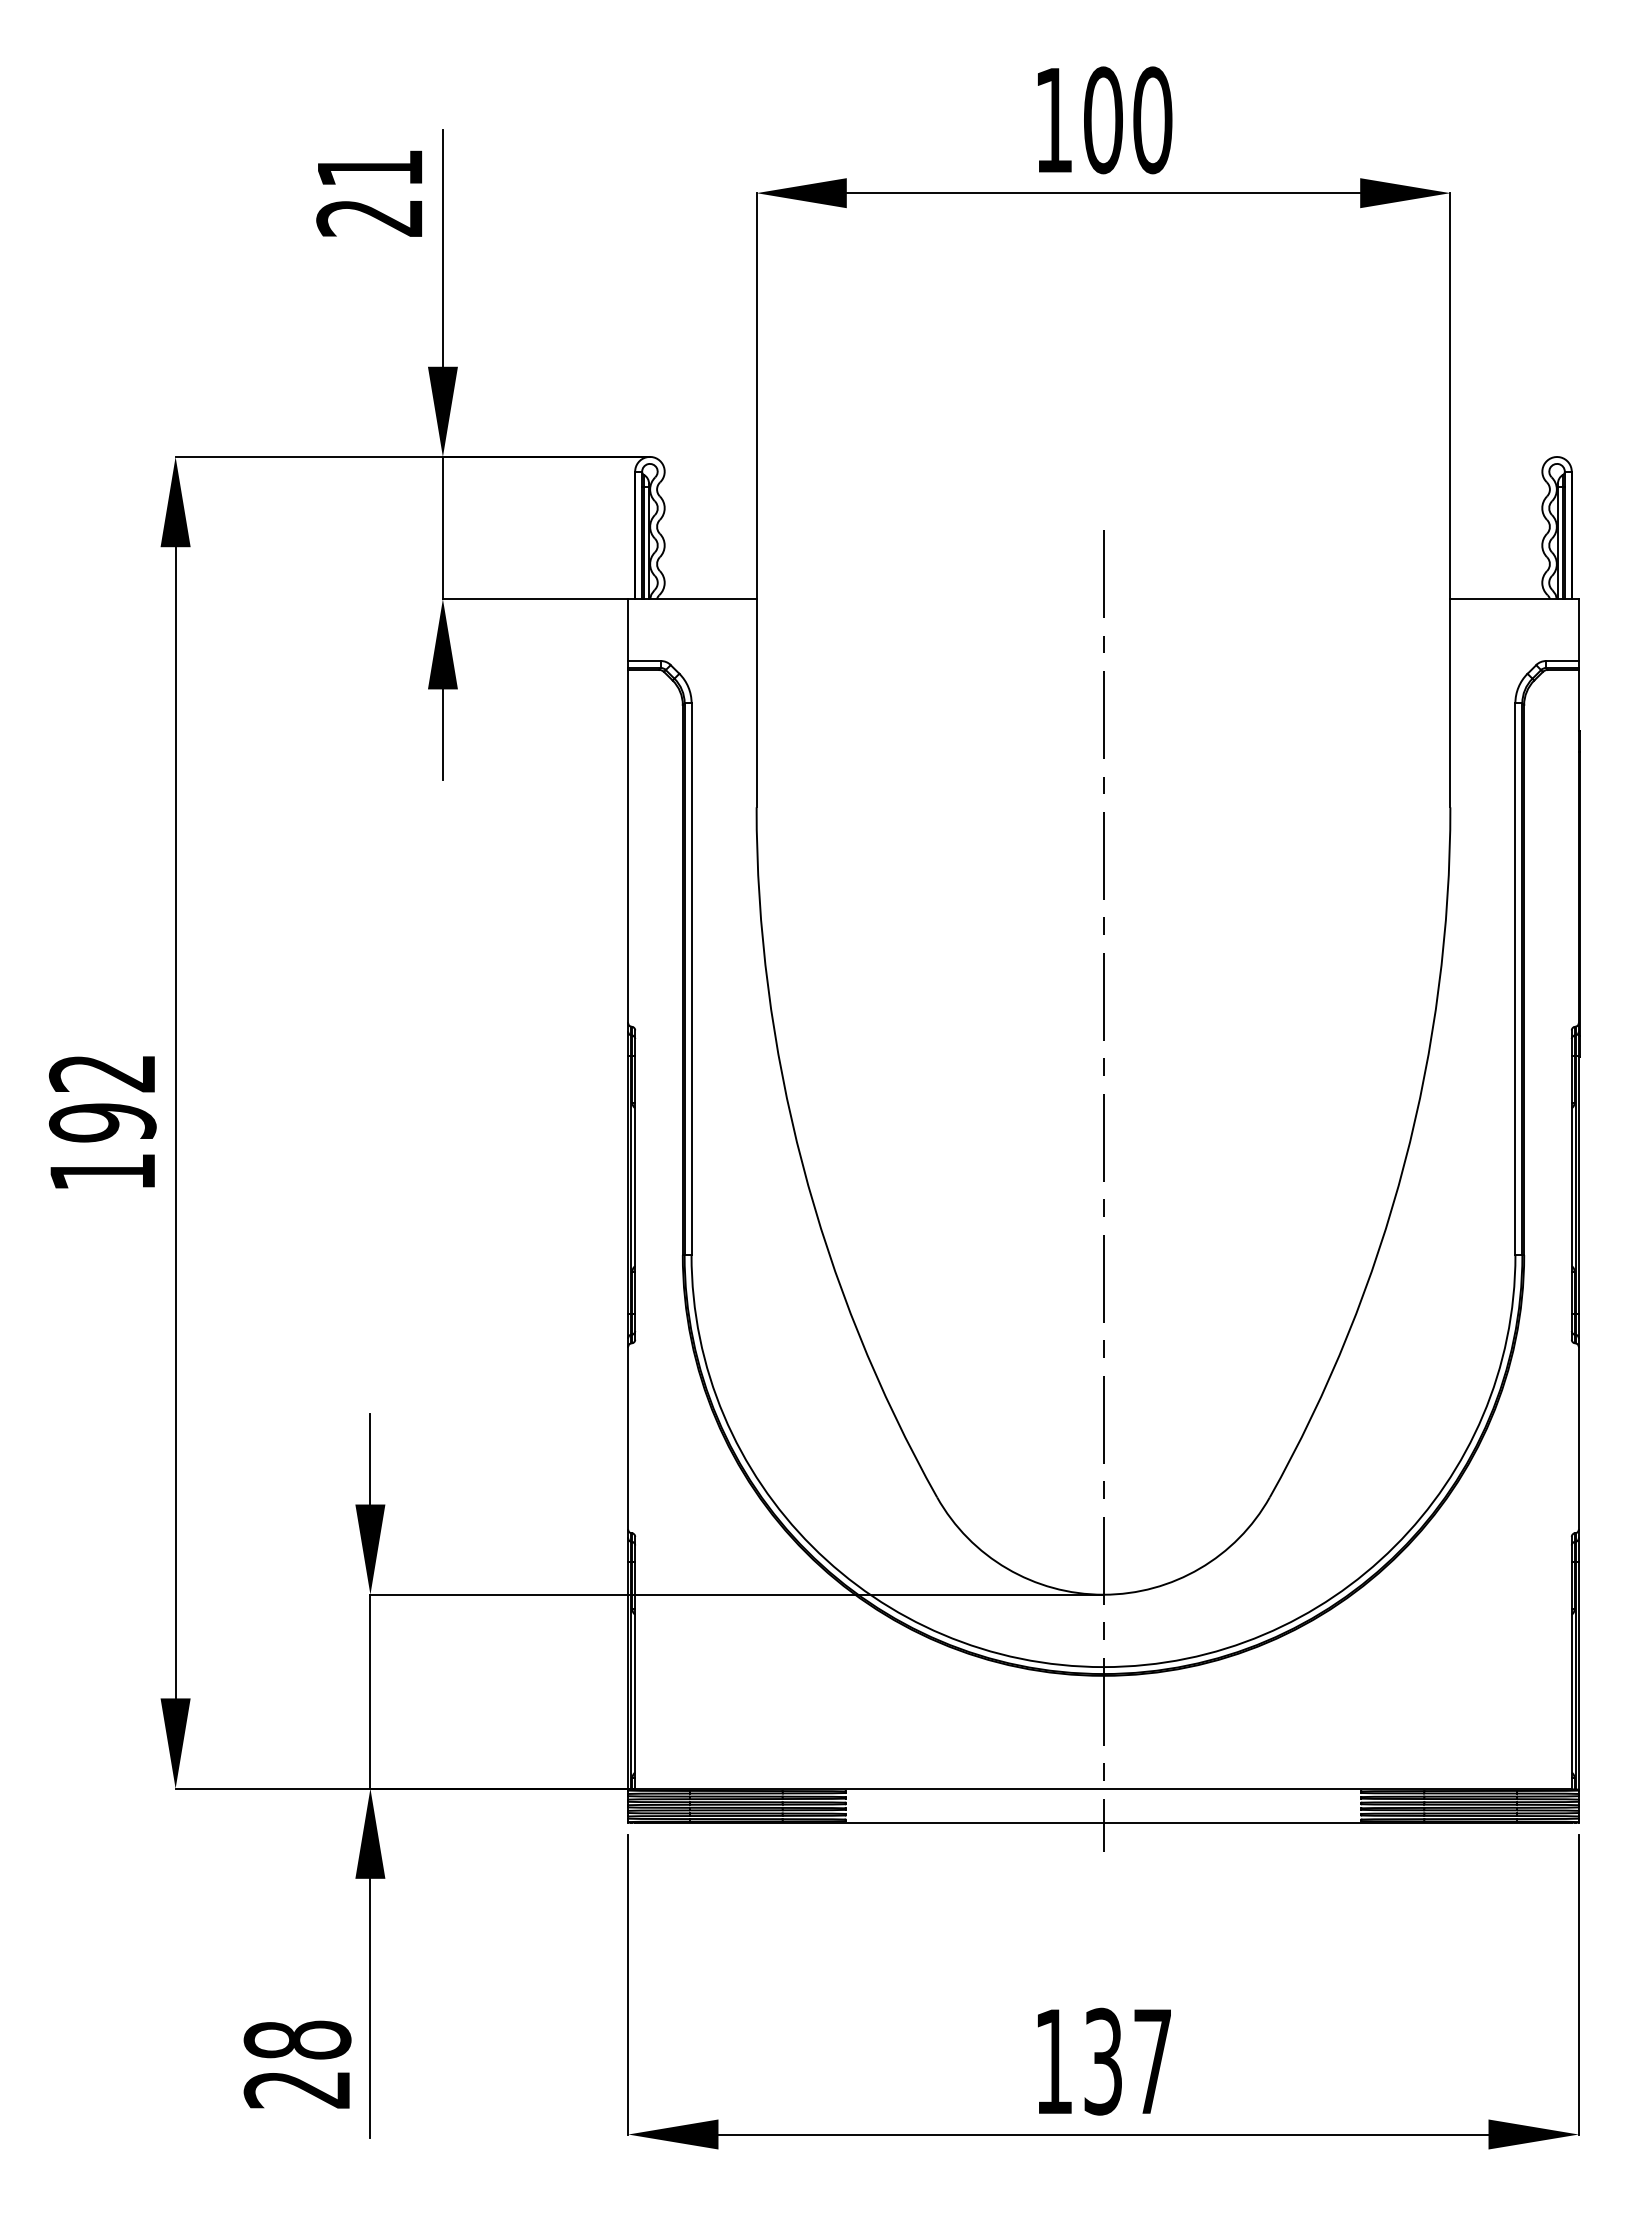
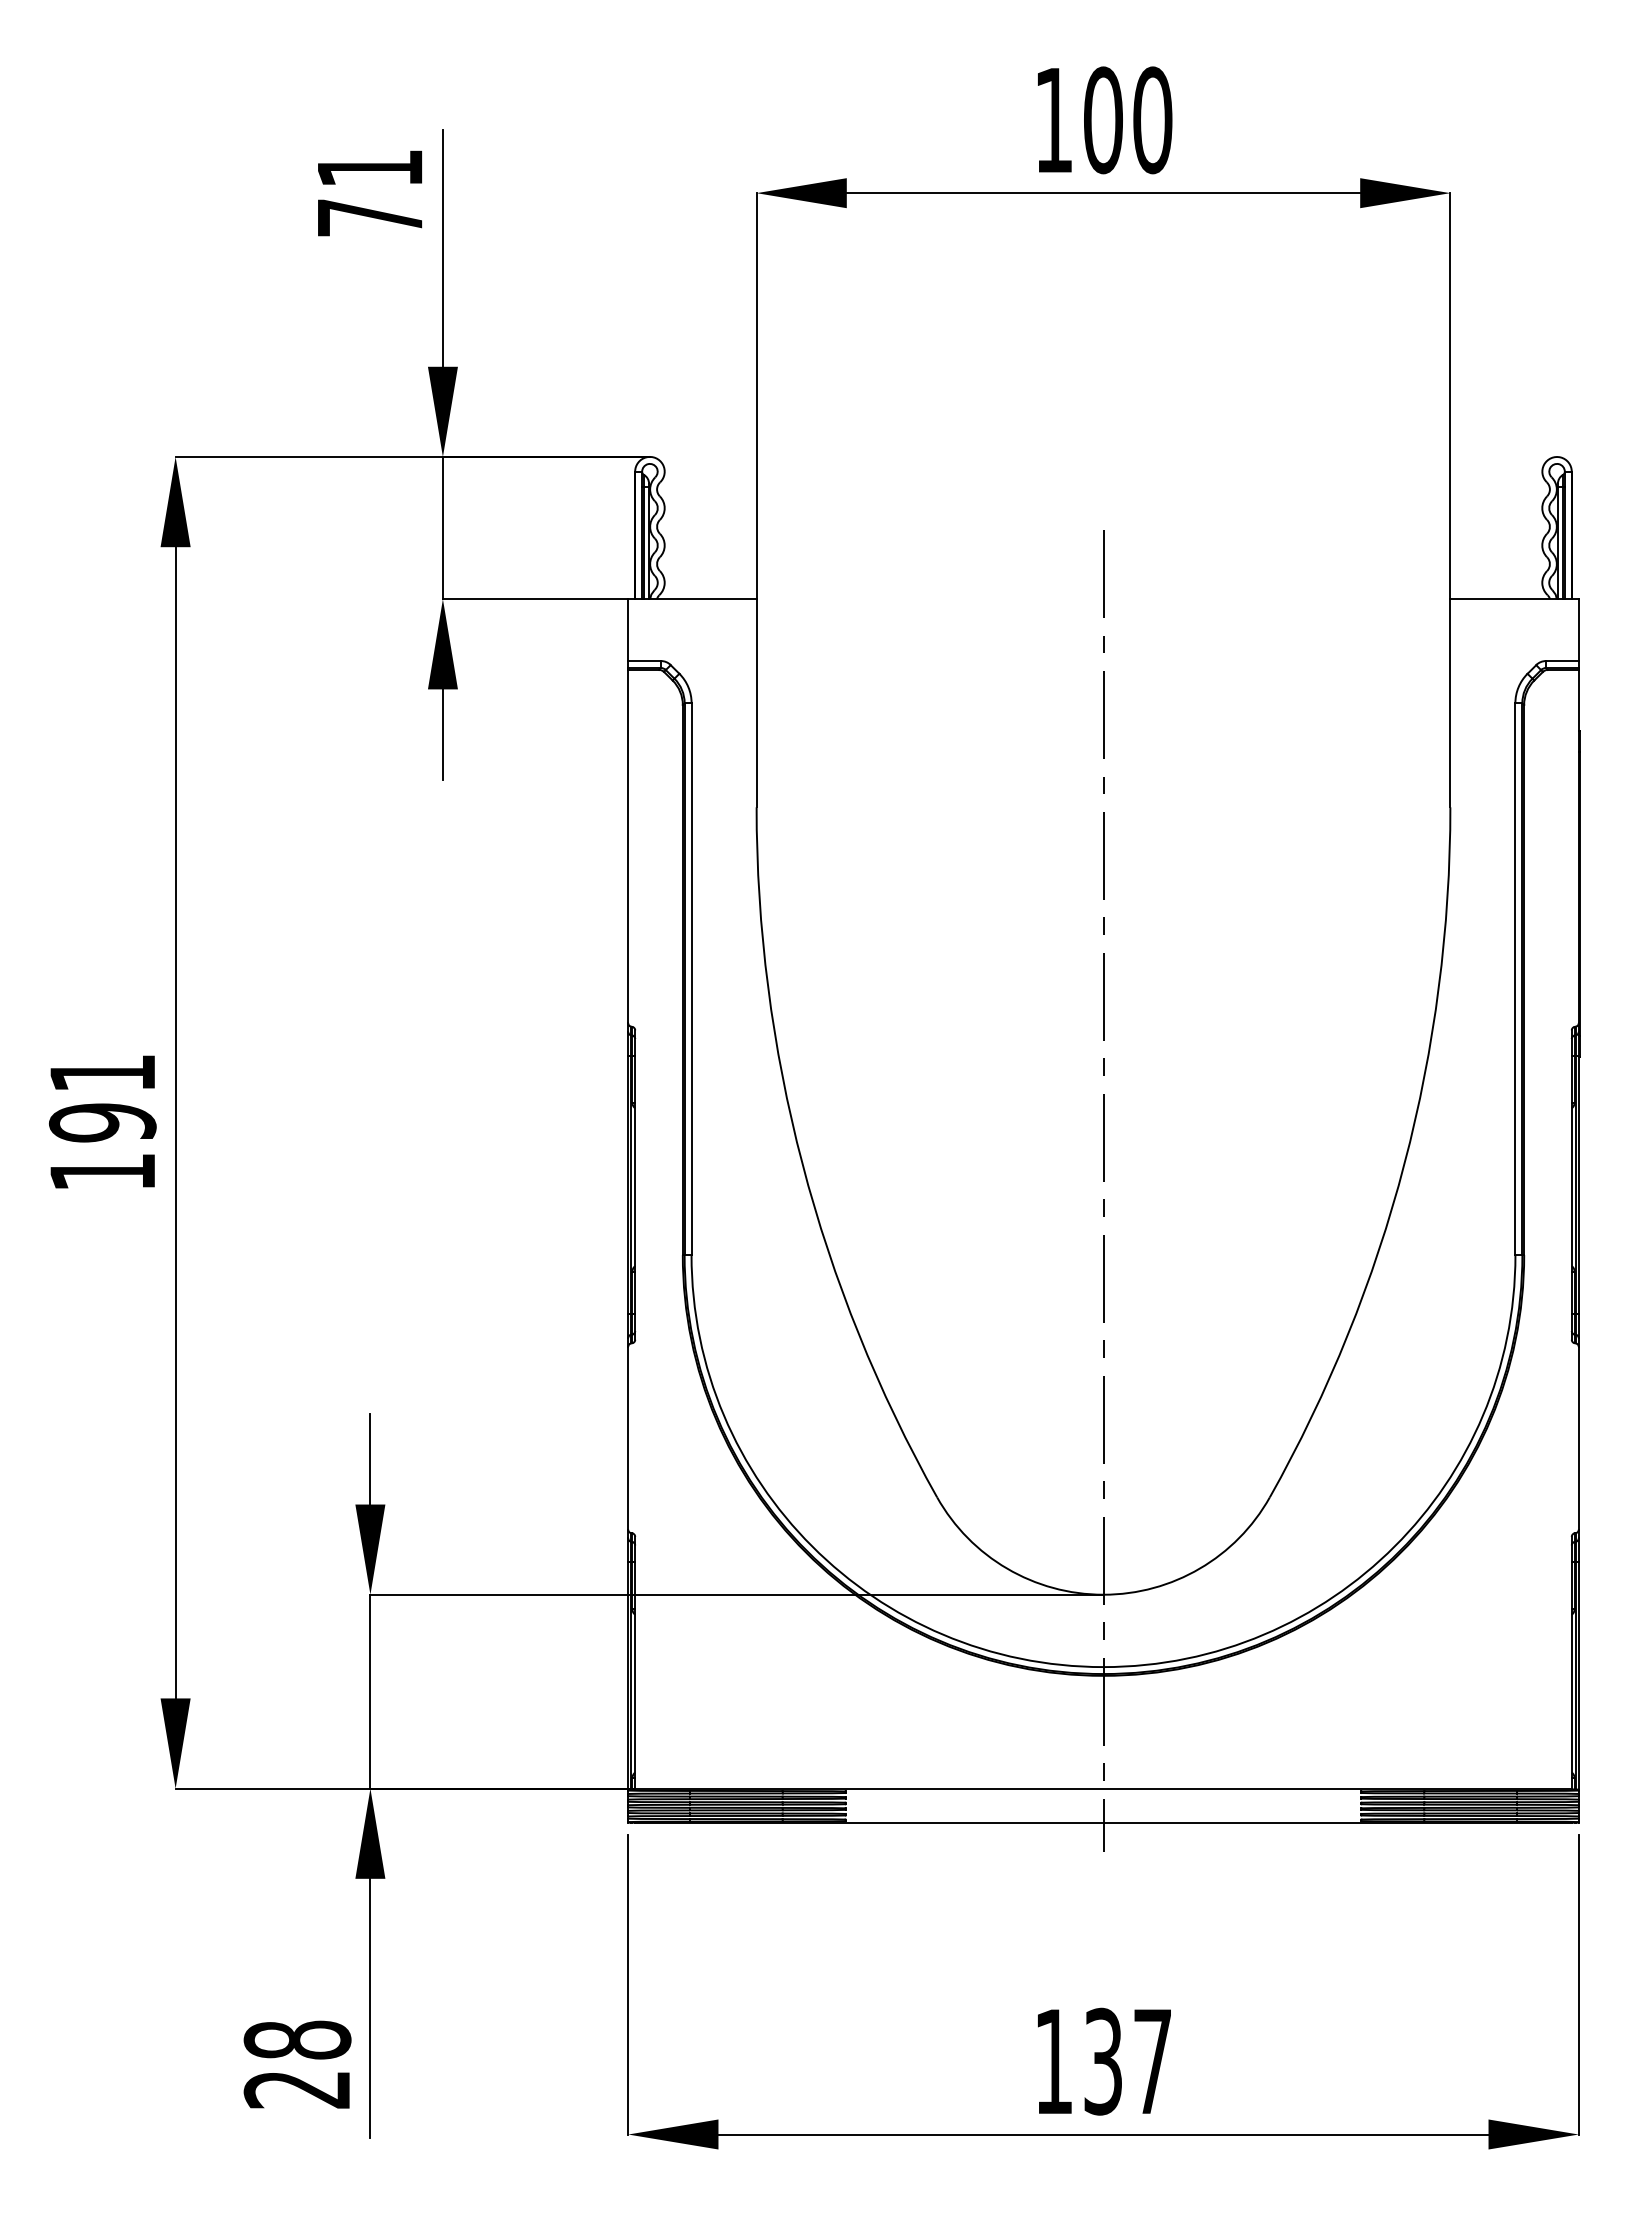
text: 21 -> 71 (369, 217)
text: 192 -> 191 (101, 1073)
